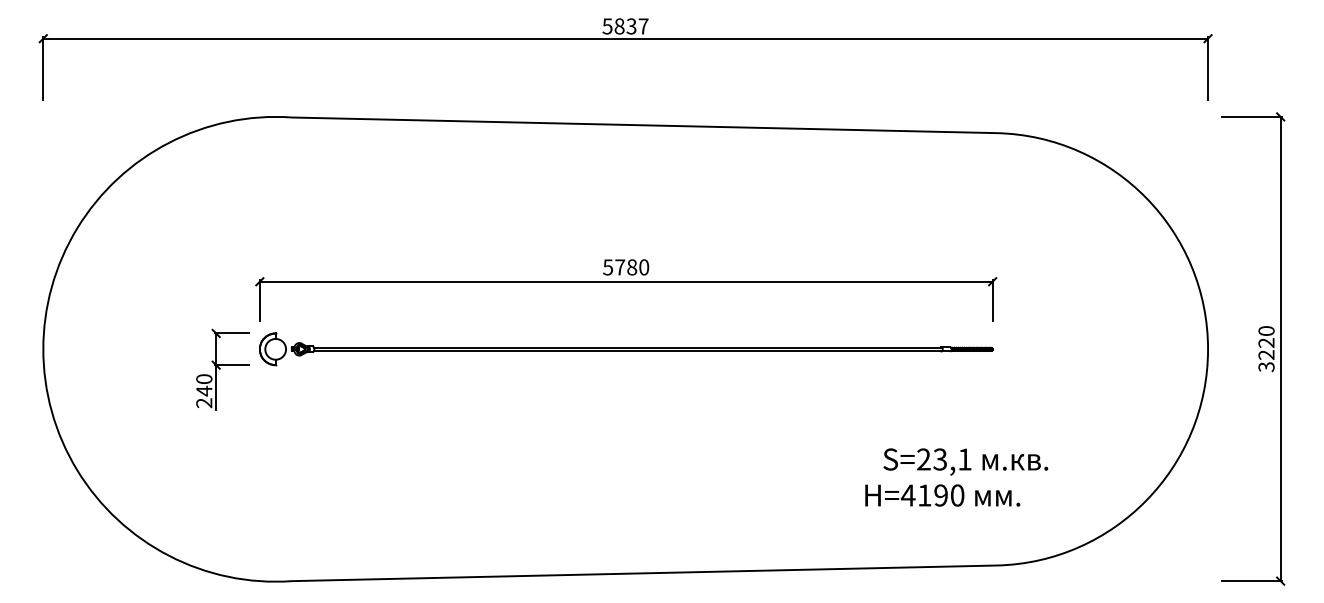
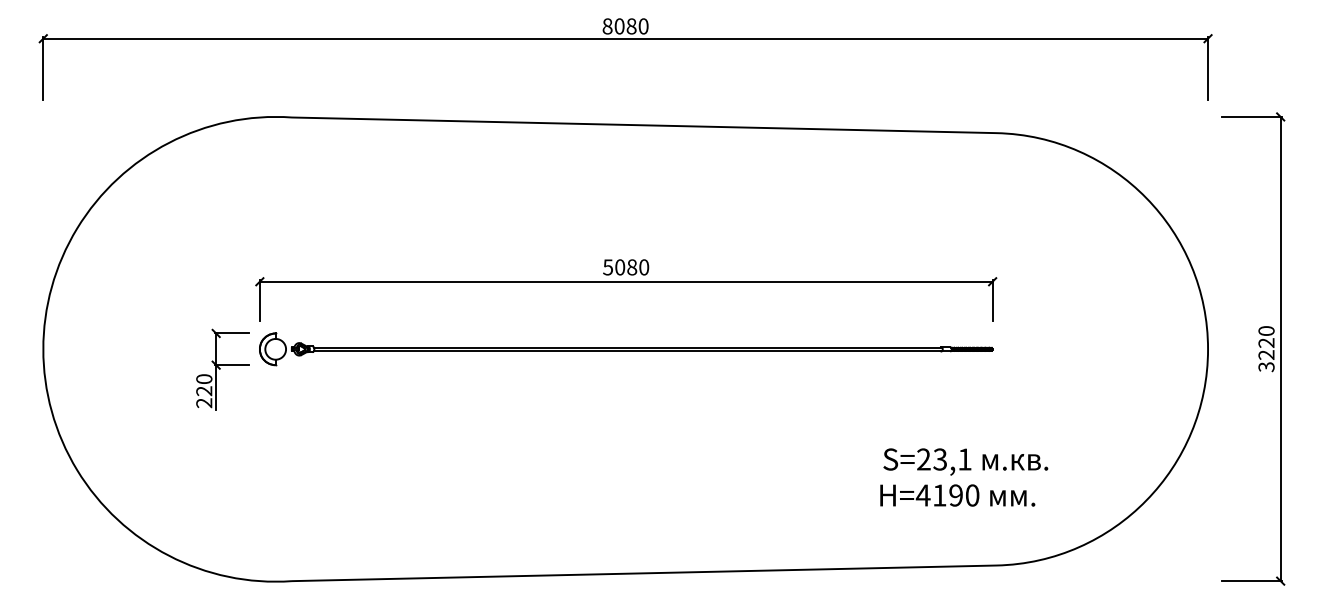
text: 5837 -> 8080 (625, 26)
text: 5780 -> 5080 (620, 267)
text: 240 -> 220 (204, 390)
text position: (942, 495) -> (957, 495) (957, 495)
